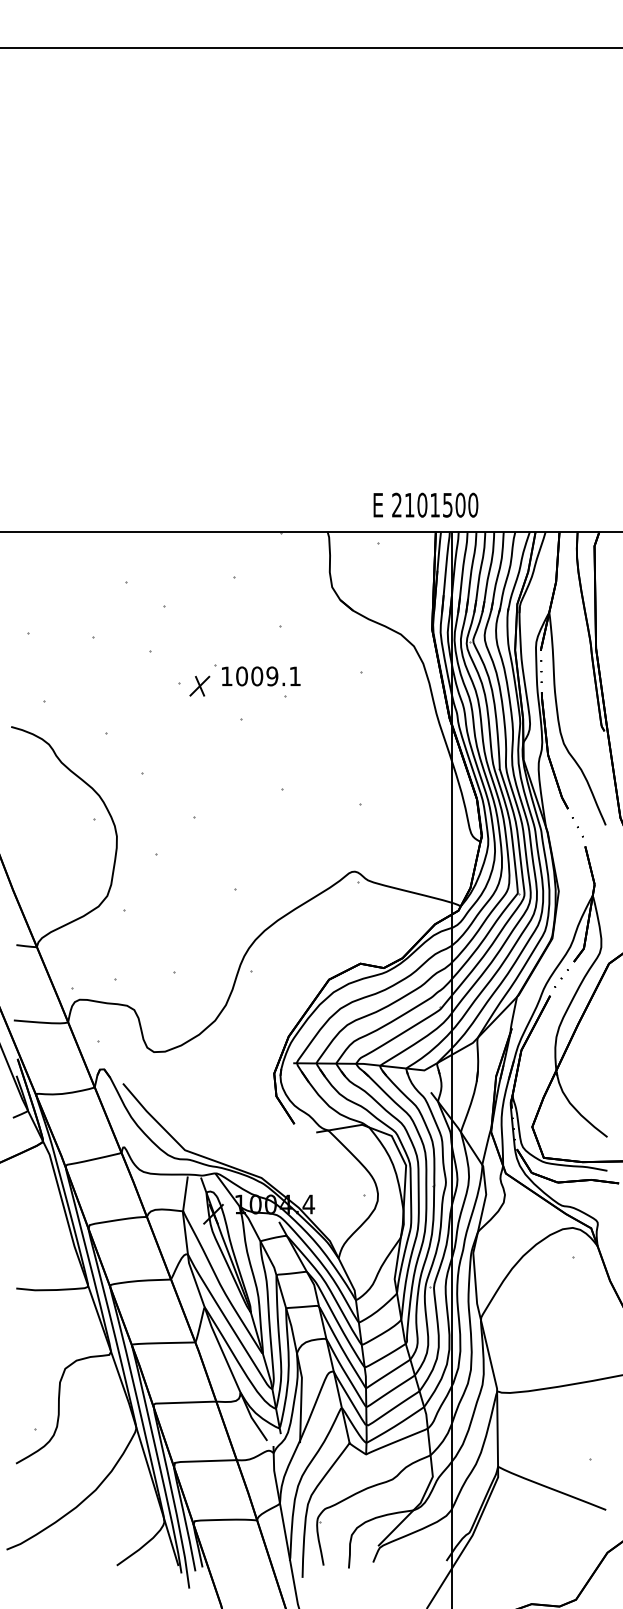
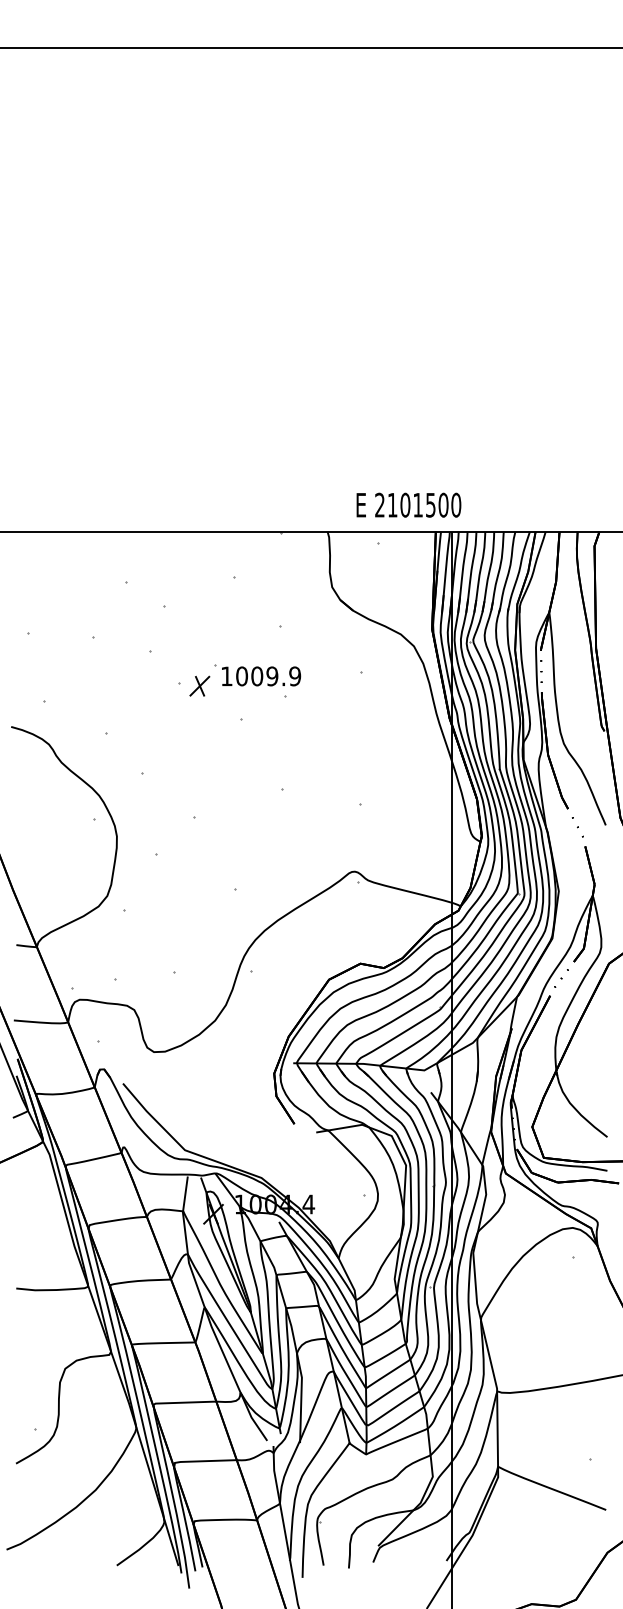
text position: (425, 504) -> (408, 504) (408, 504)
text: 1009.1 -> 1009.9 (295, 676)
